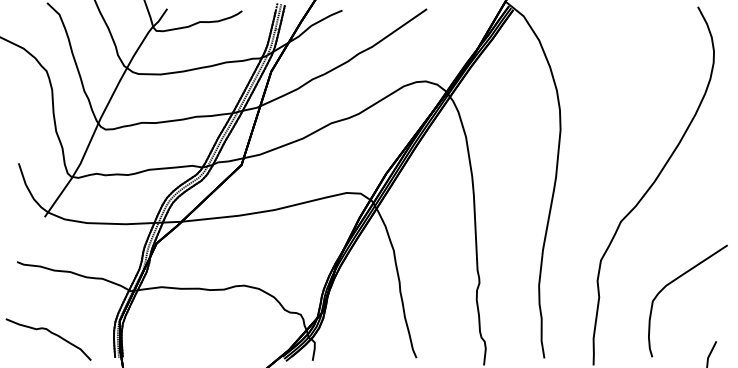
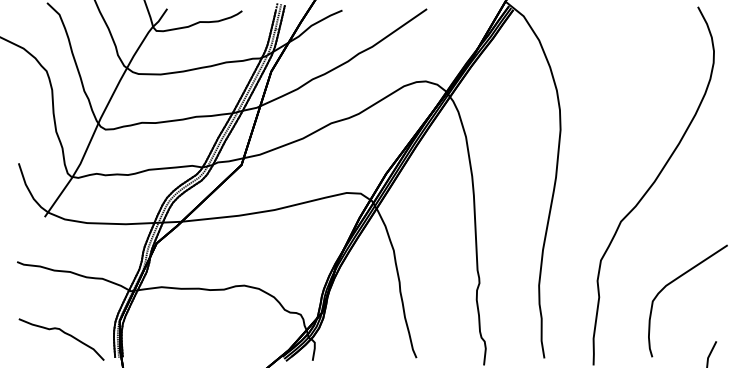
curve position: (50, 333) -> (63, 333) (63, 333)
